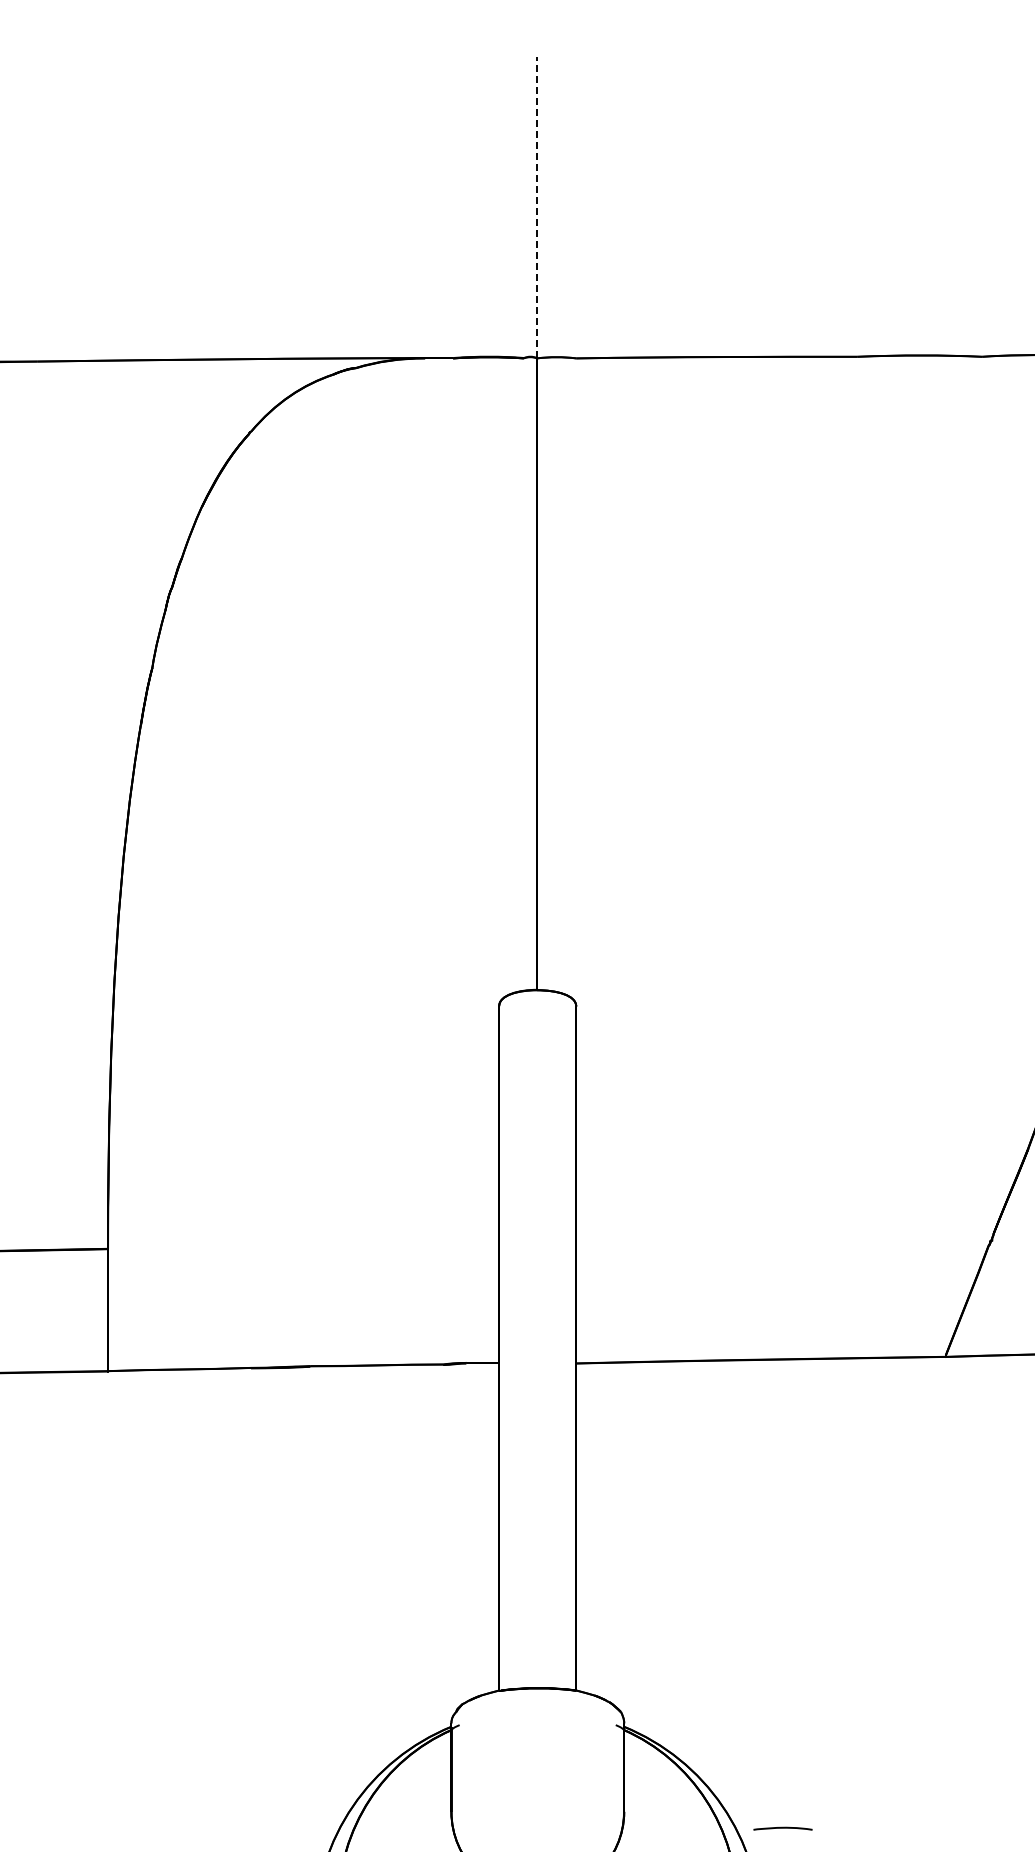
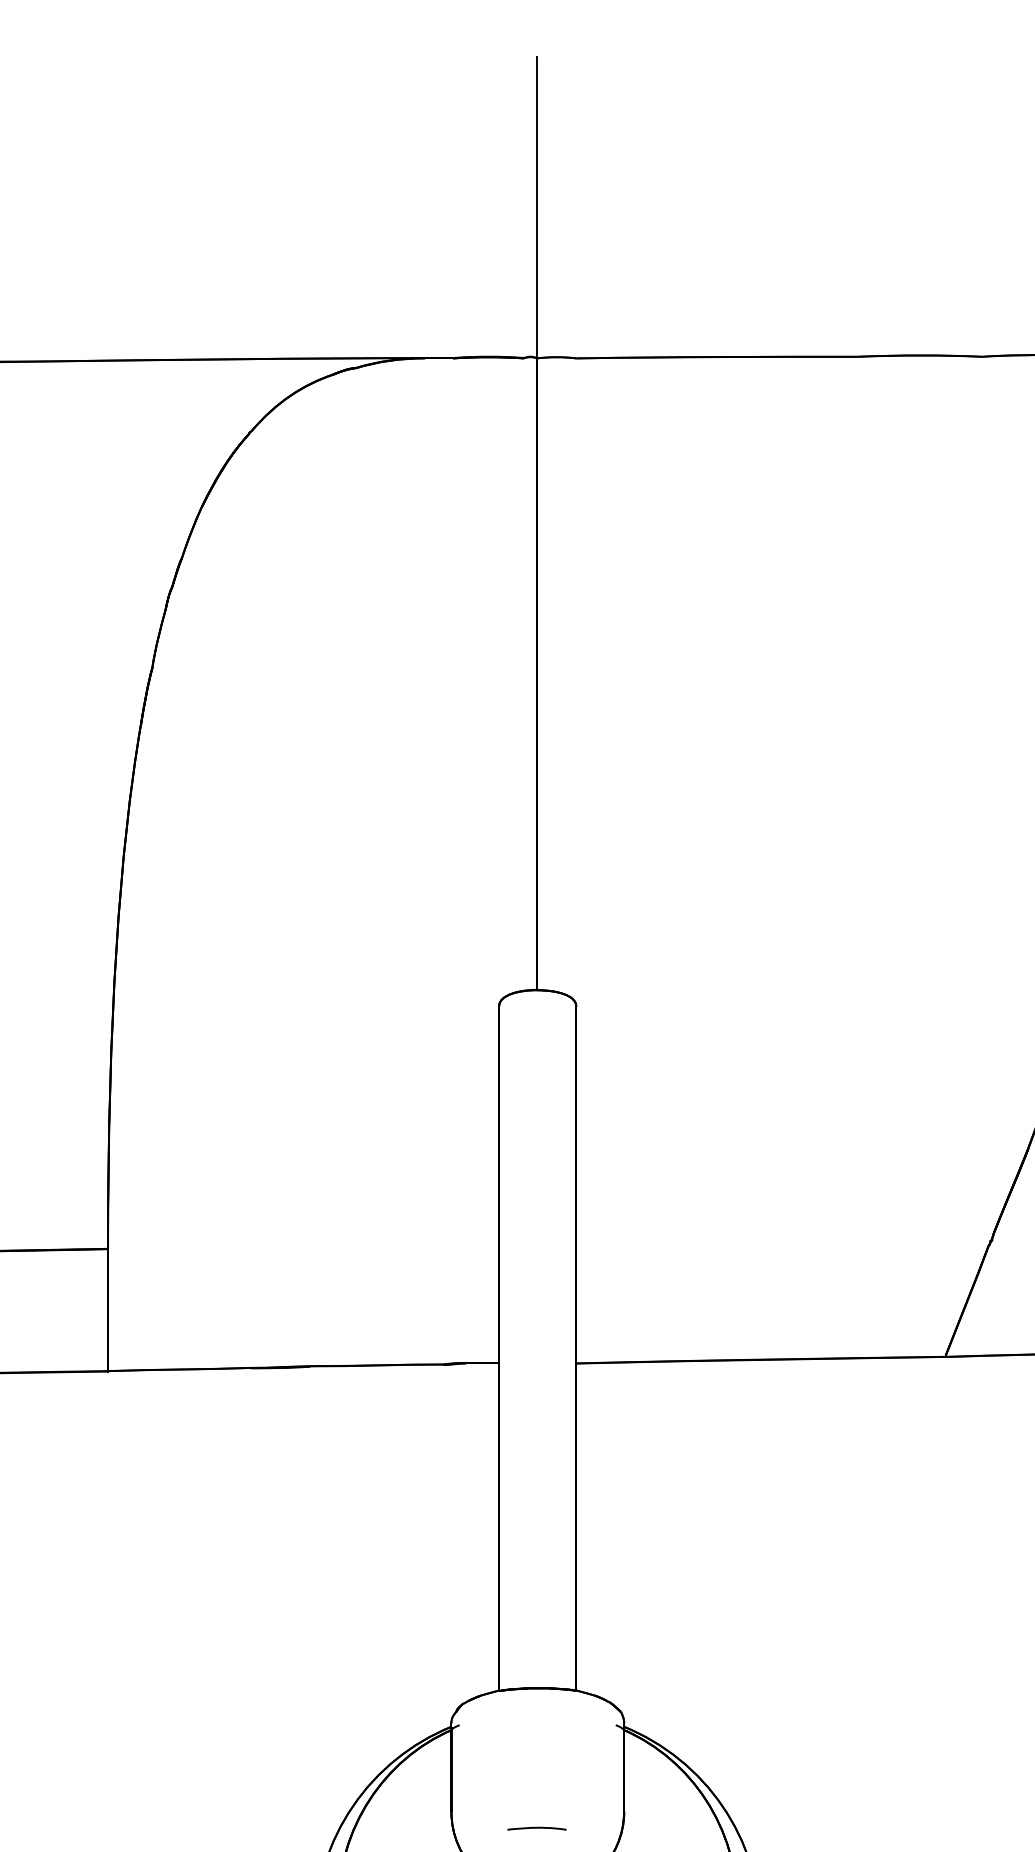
line: dashed -> solid (536, 207)
curve position: (782, 1828) -> (536, 1828) (536, 1828)
